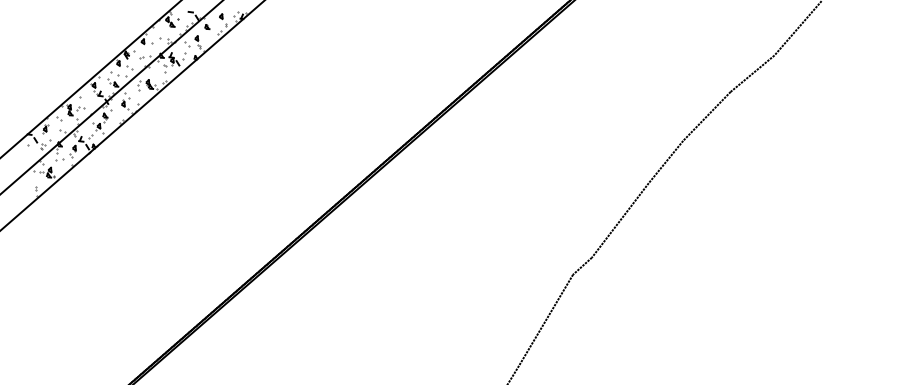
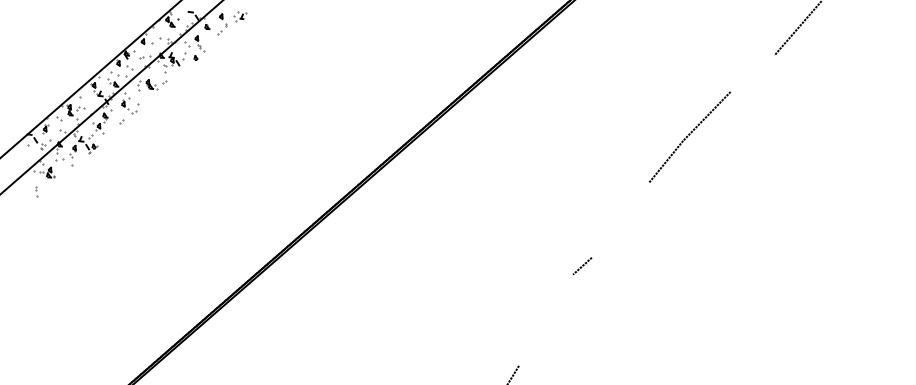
line: present -> none (752, 73)
line: present -> none (132, 115)
line: present -> none (619, 220)
line: present -> none (546, 319)
